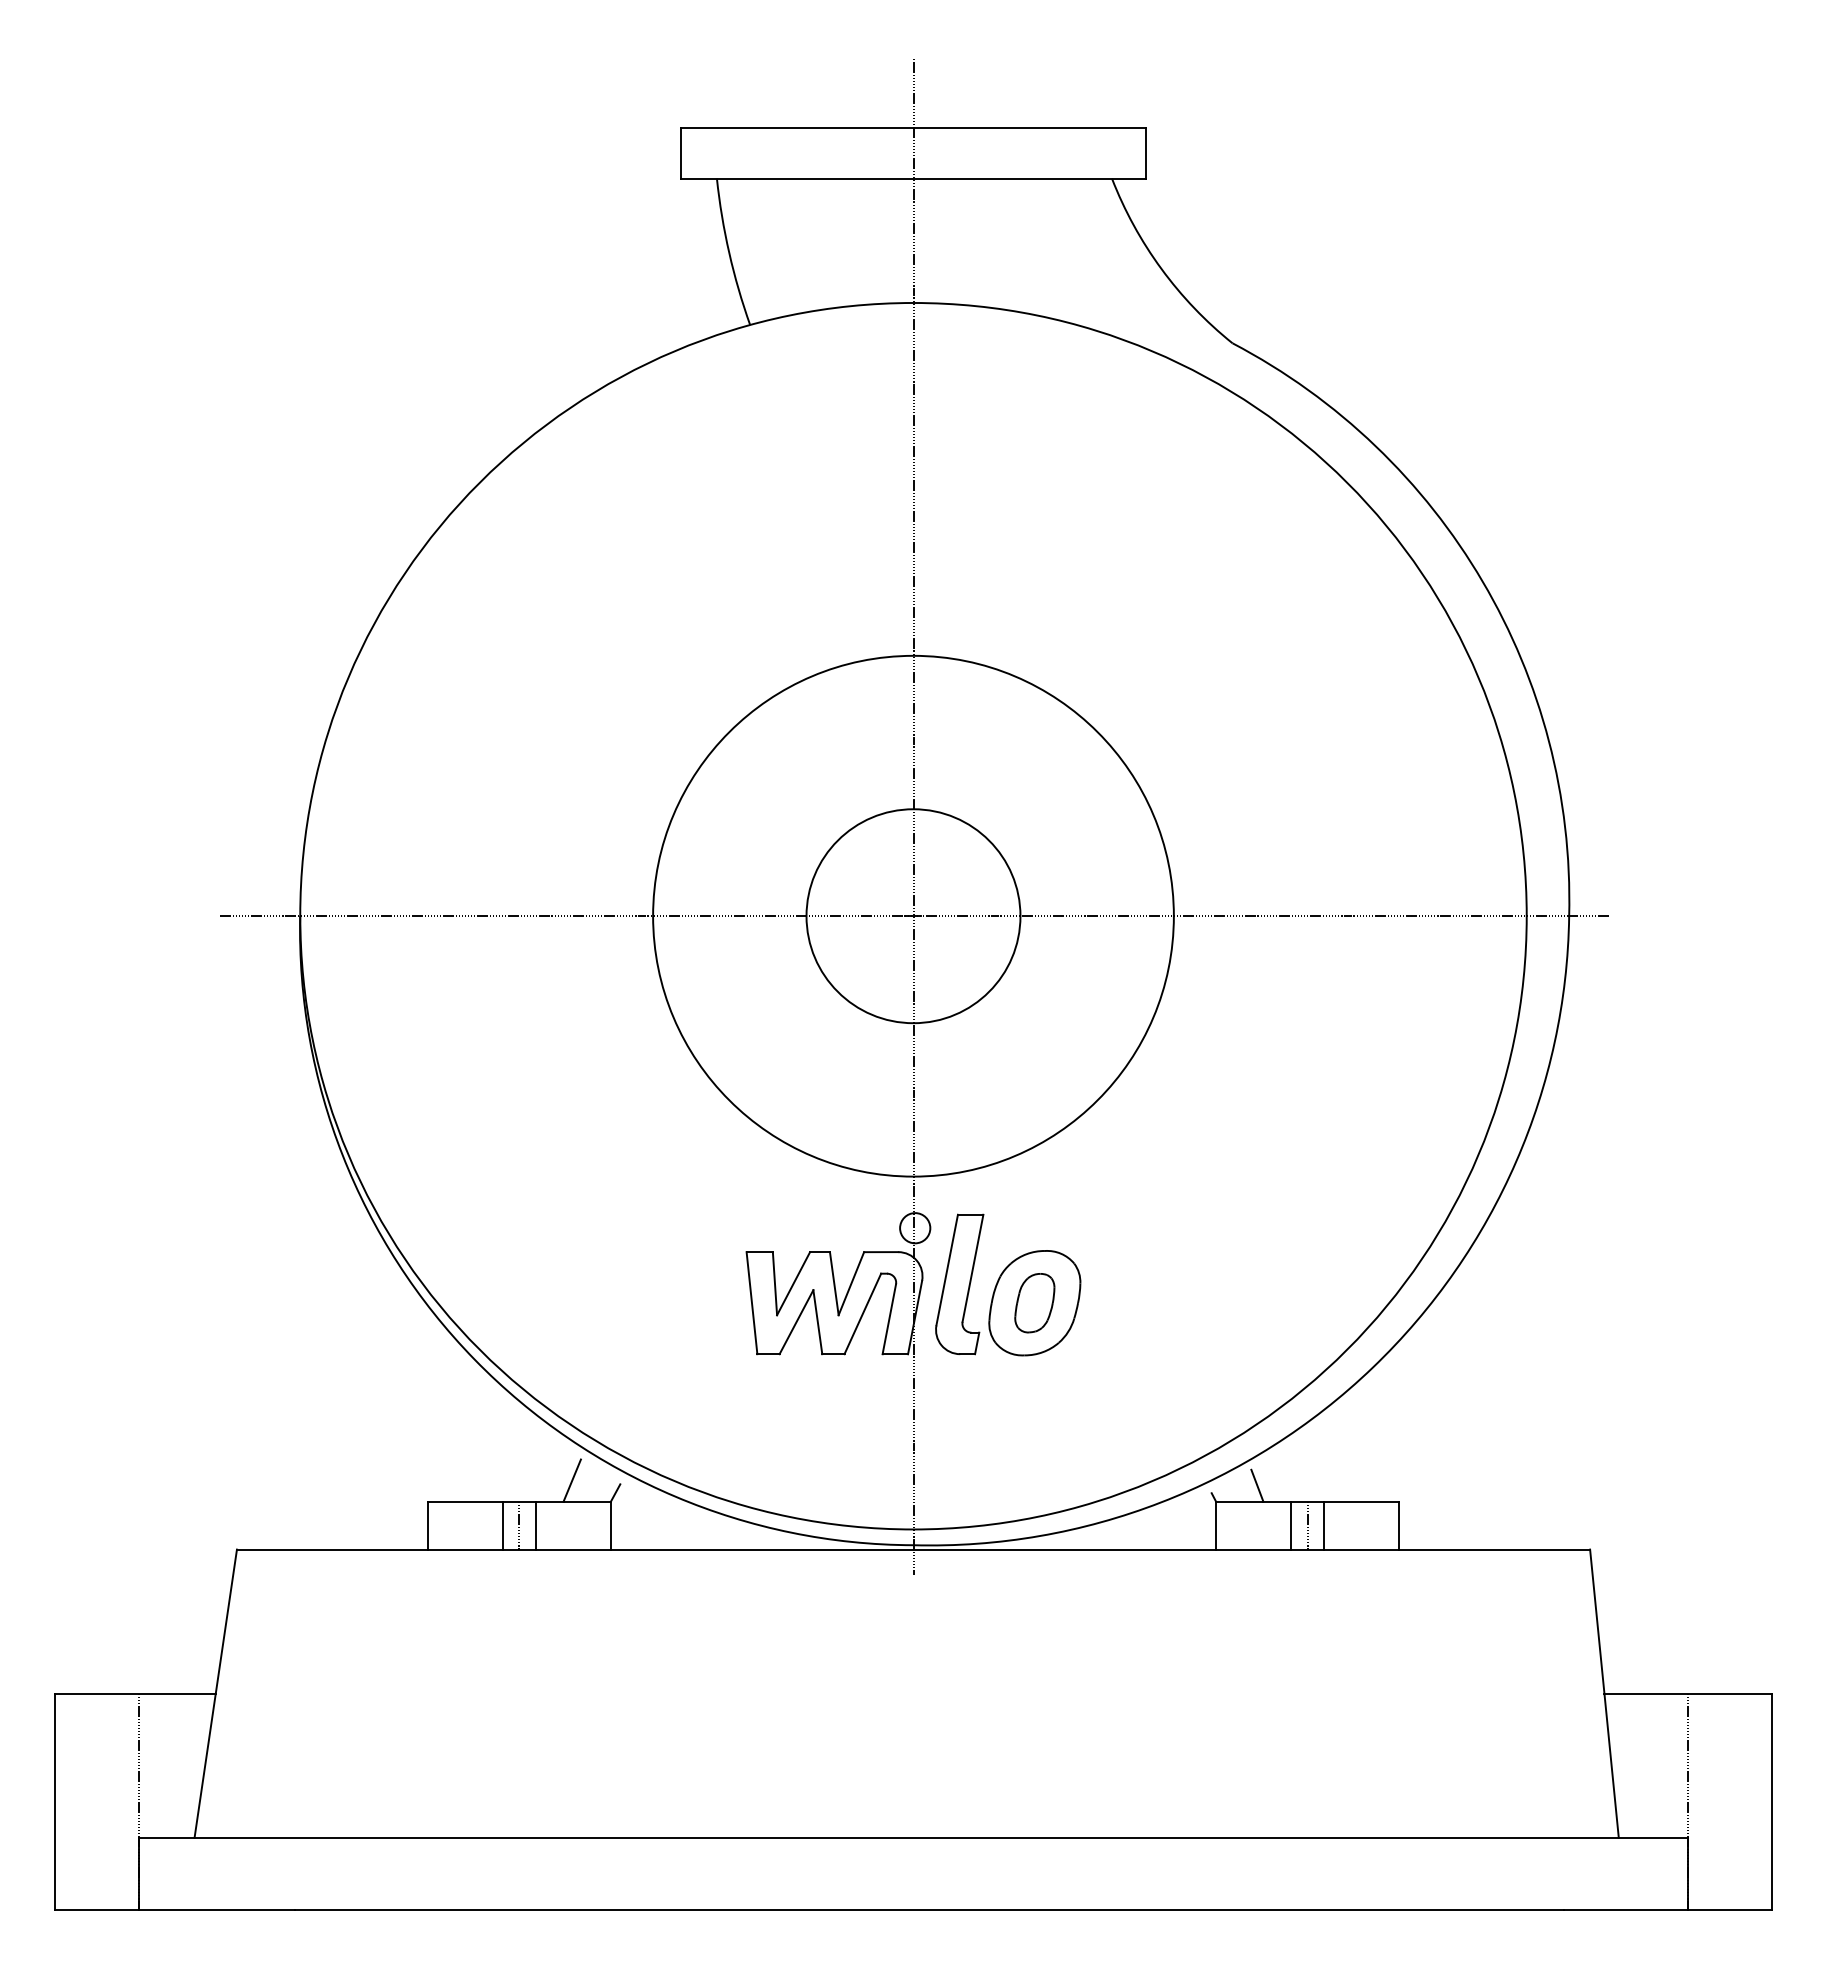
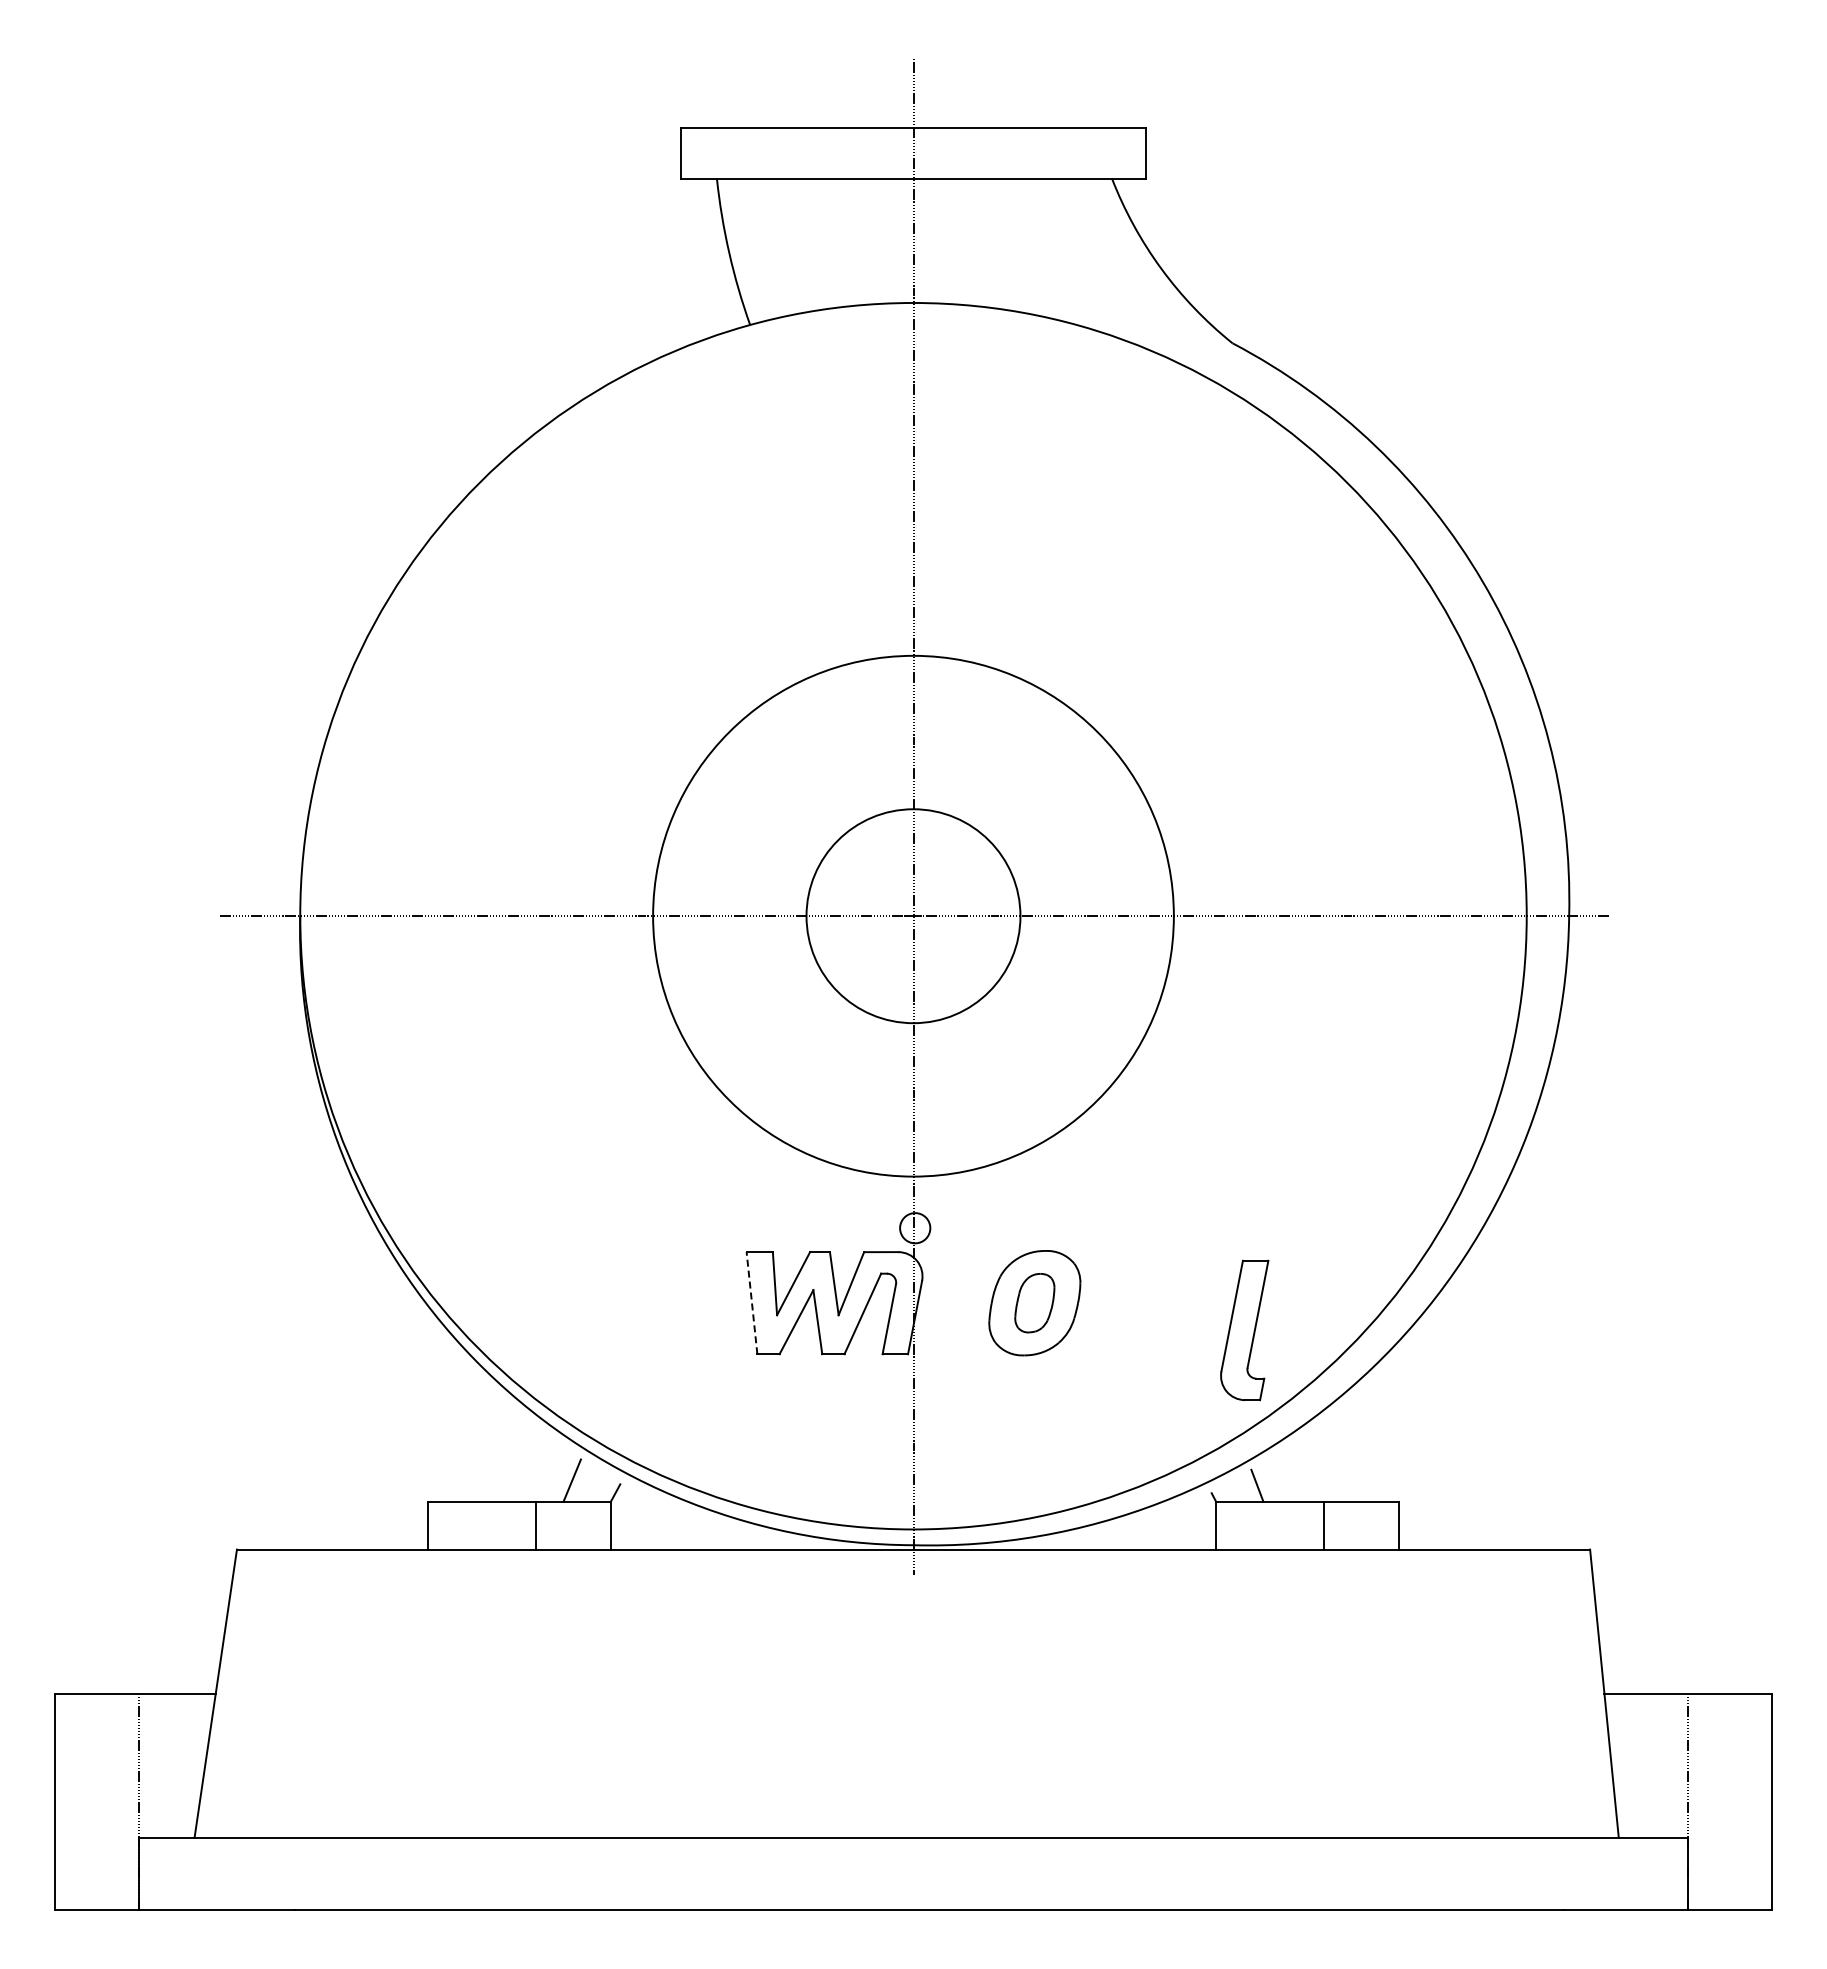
part position: (959, 1284) -> (1244, 1330) (1244, 1330)
line: solid -> dashed (751, 1302)
line: present -> none (502, 1525)
line: present -> none (519, 1525)
line: present -> none (1290, 1525)
line: present -> none (1307, 1525)
